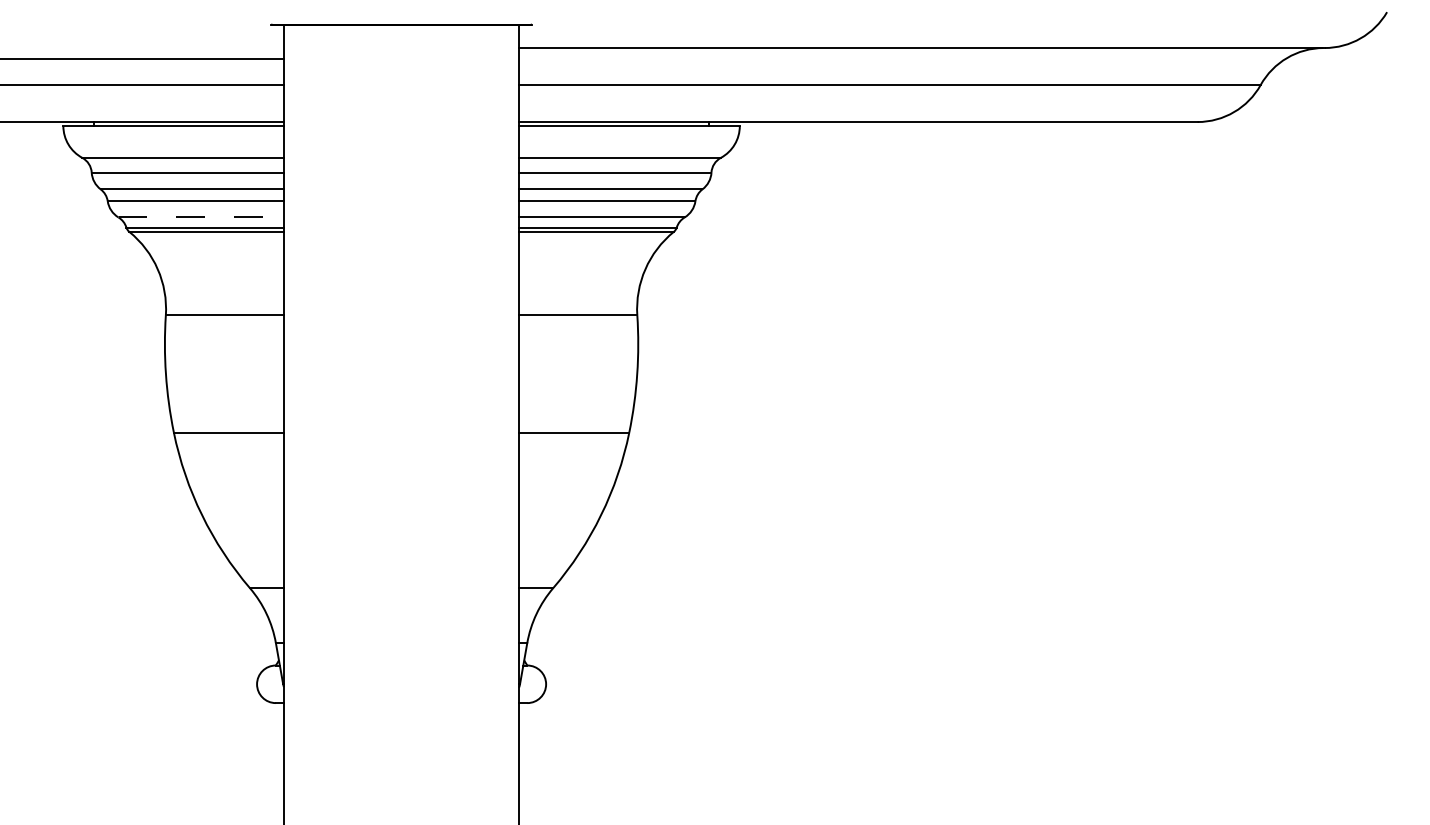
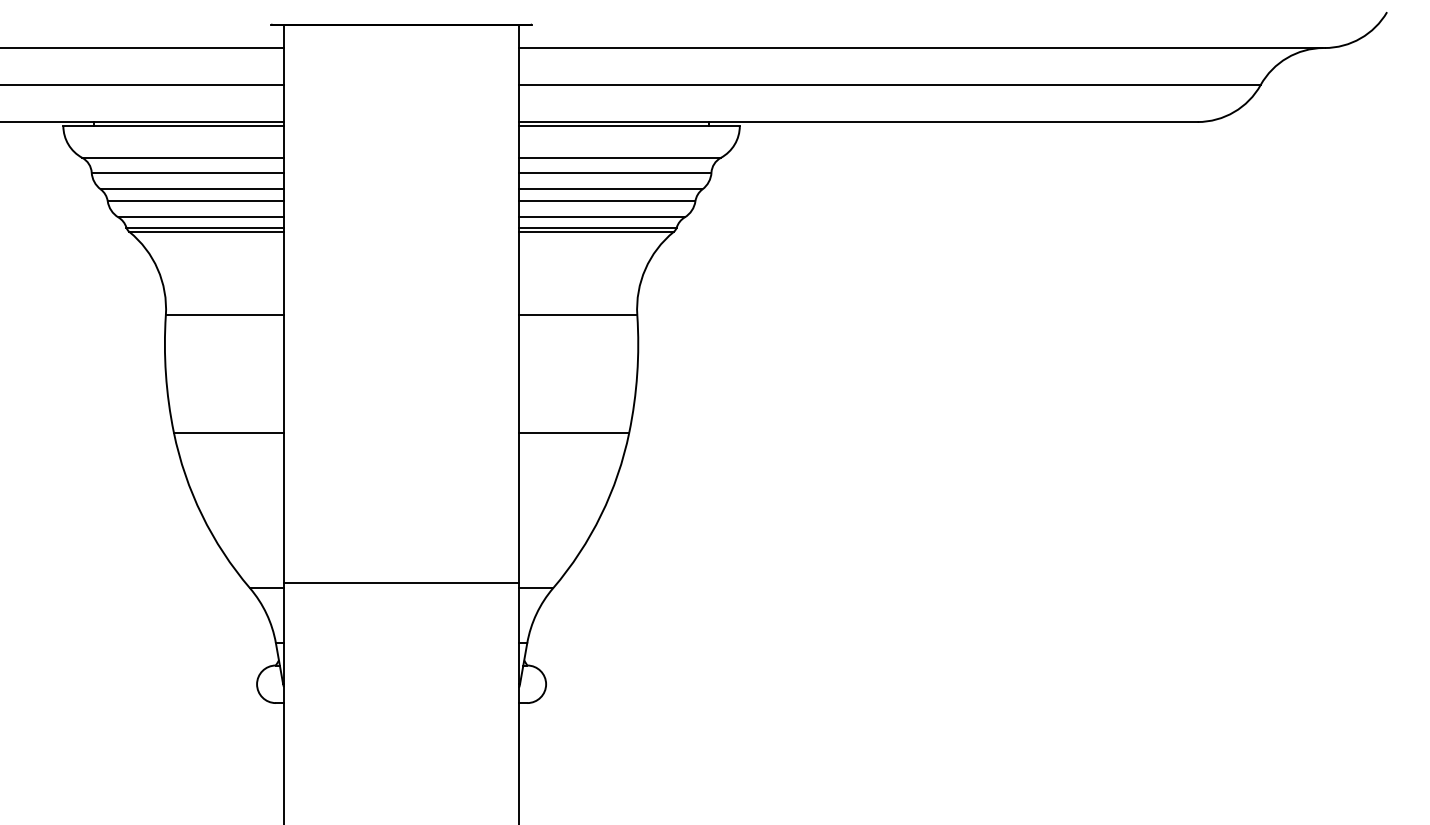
line position: (143, 59) -> (143, 48) (143, 48)
line: dashed -> solid (201, 217)
line: none -> present (401, 583)
